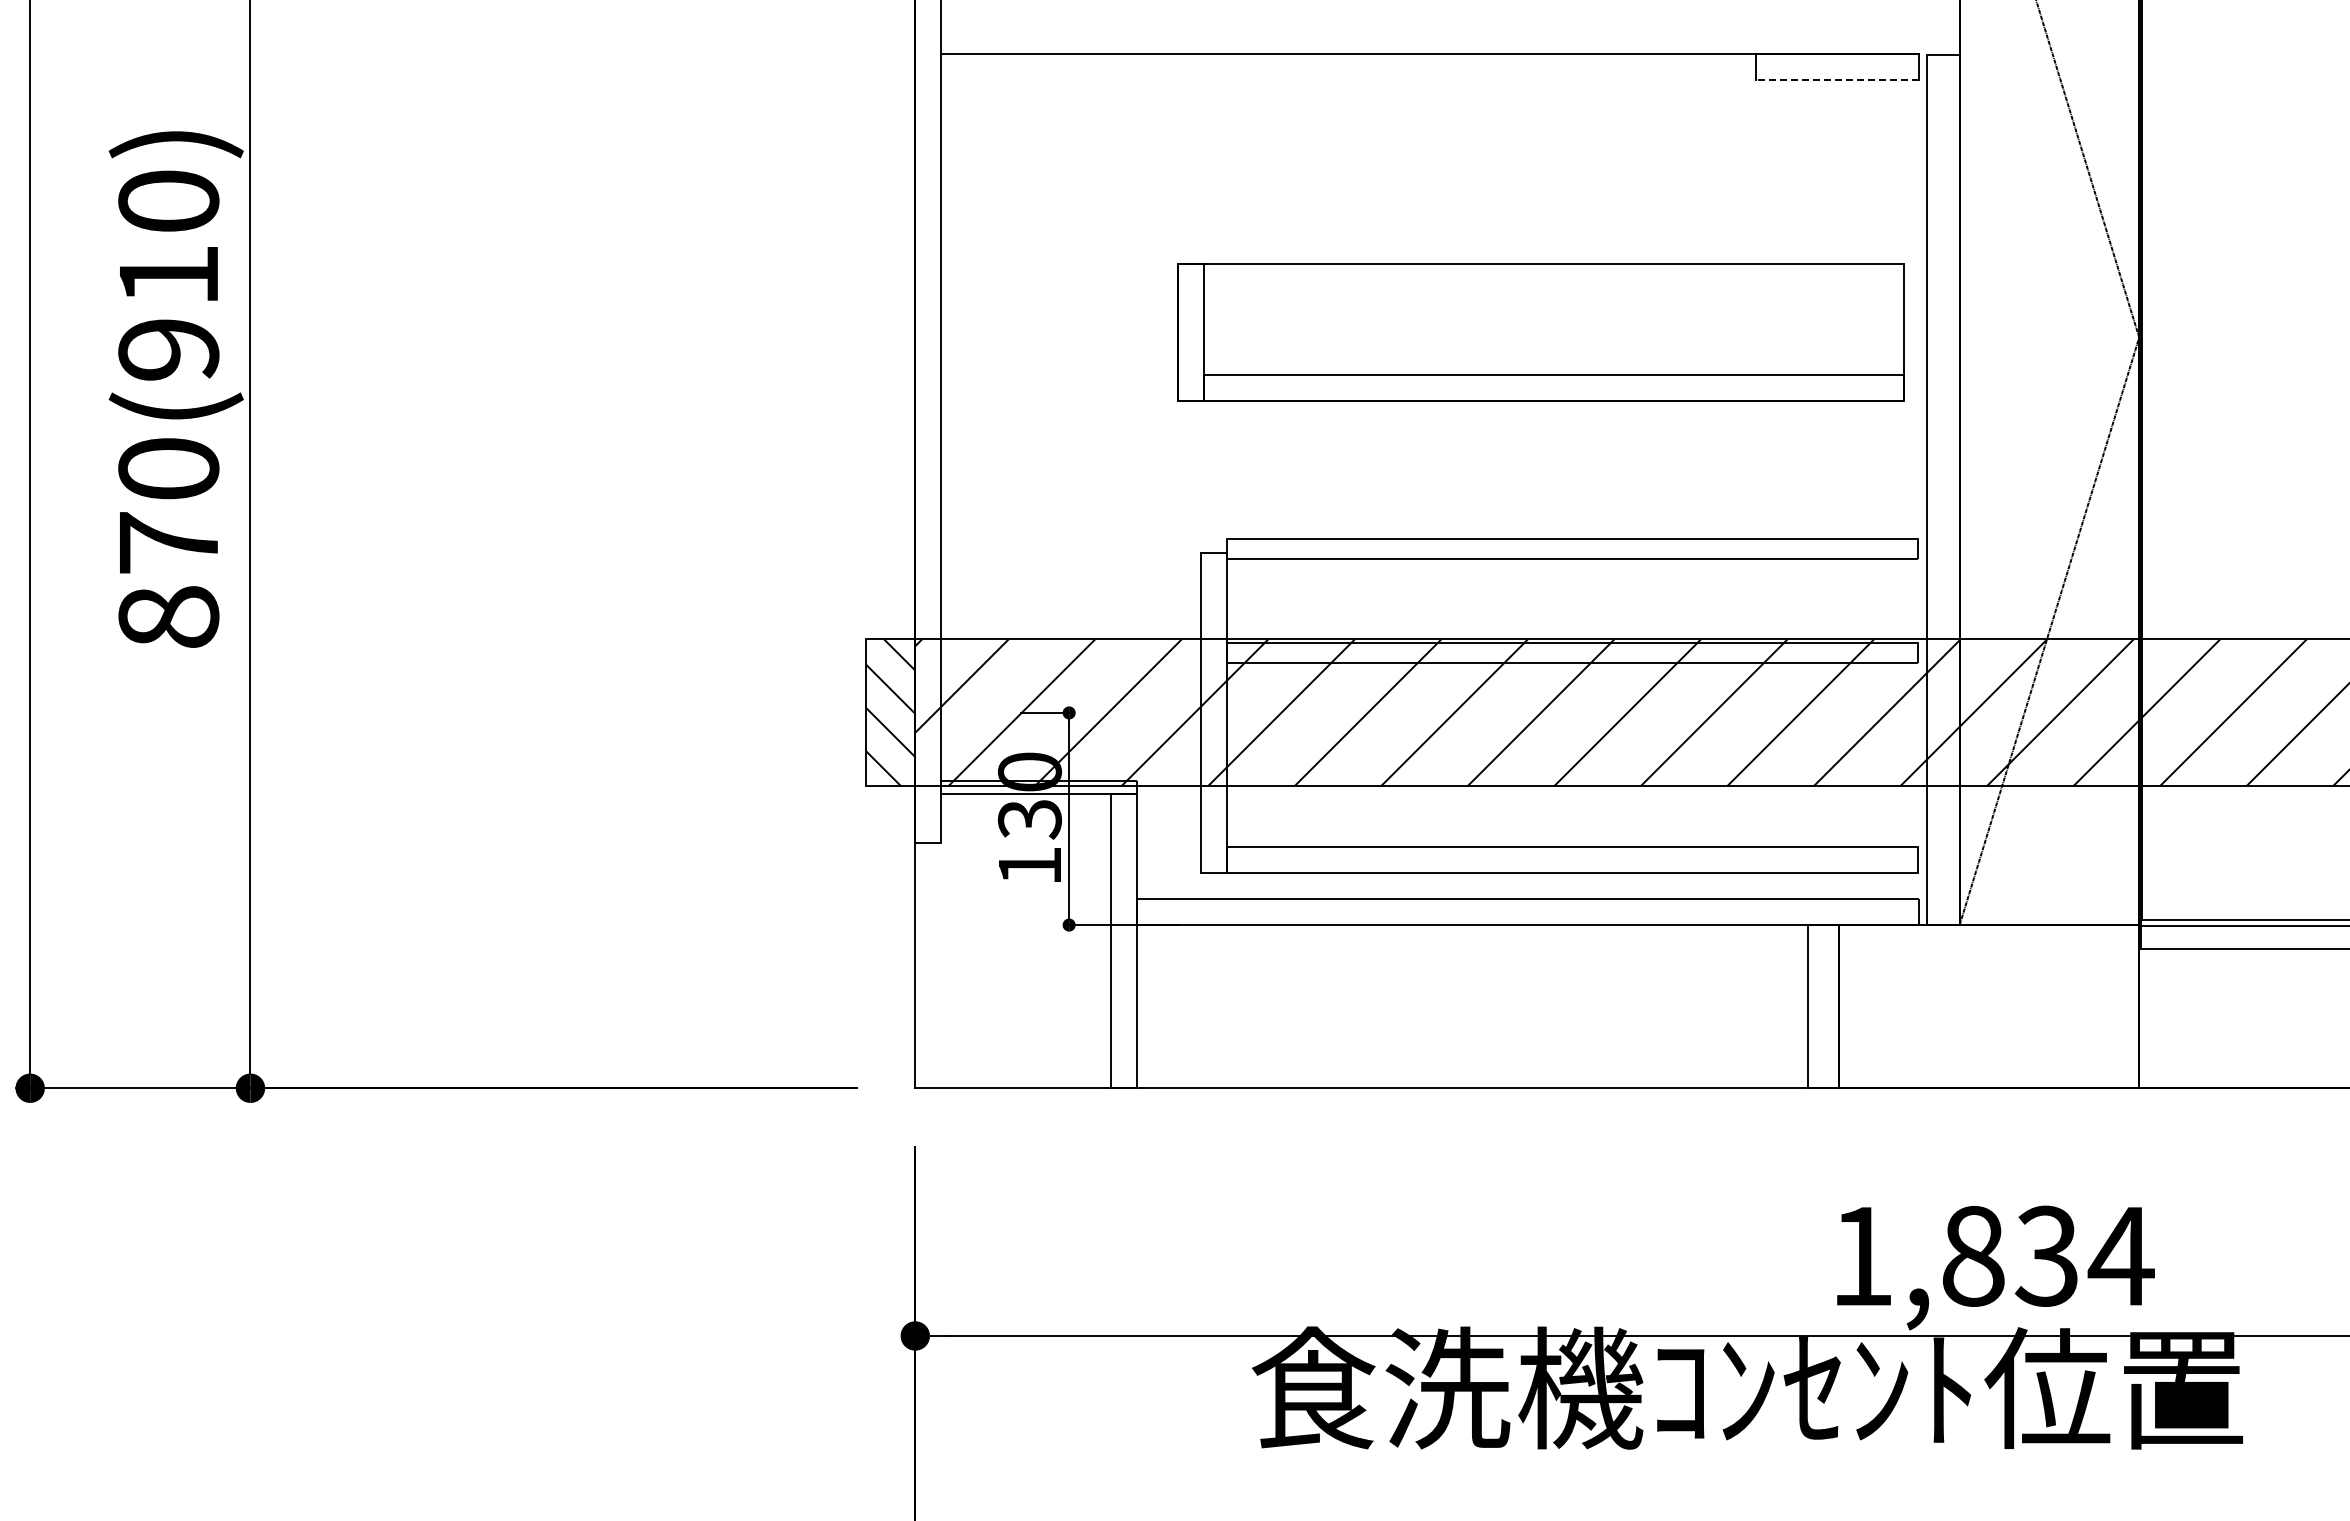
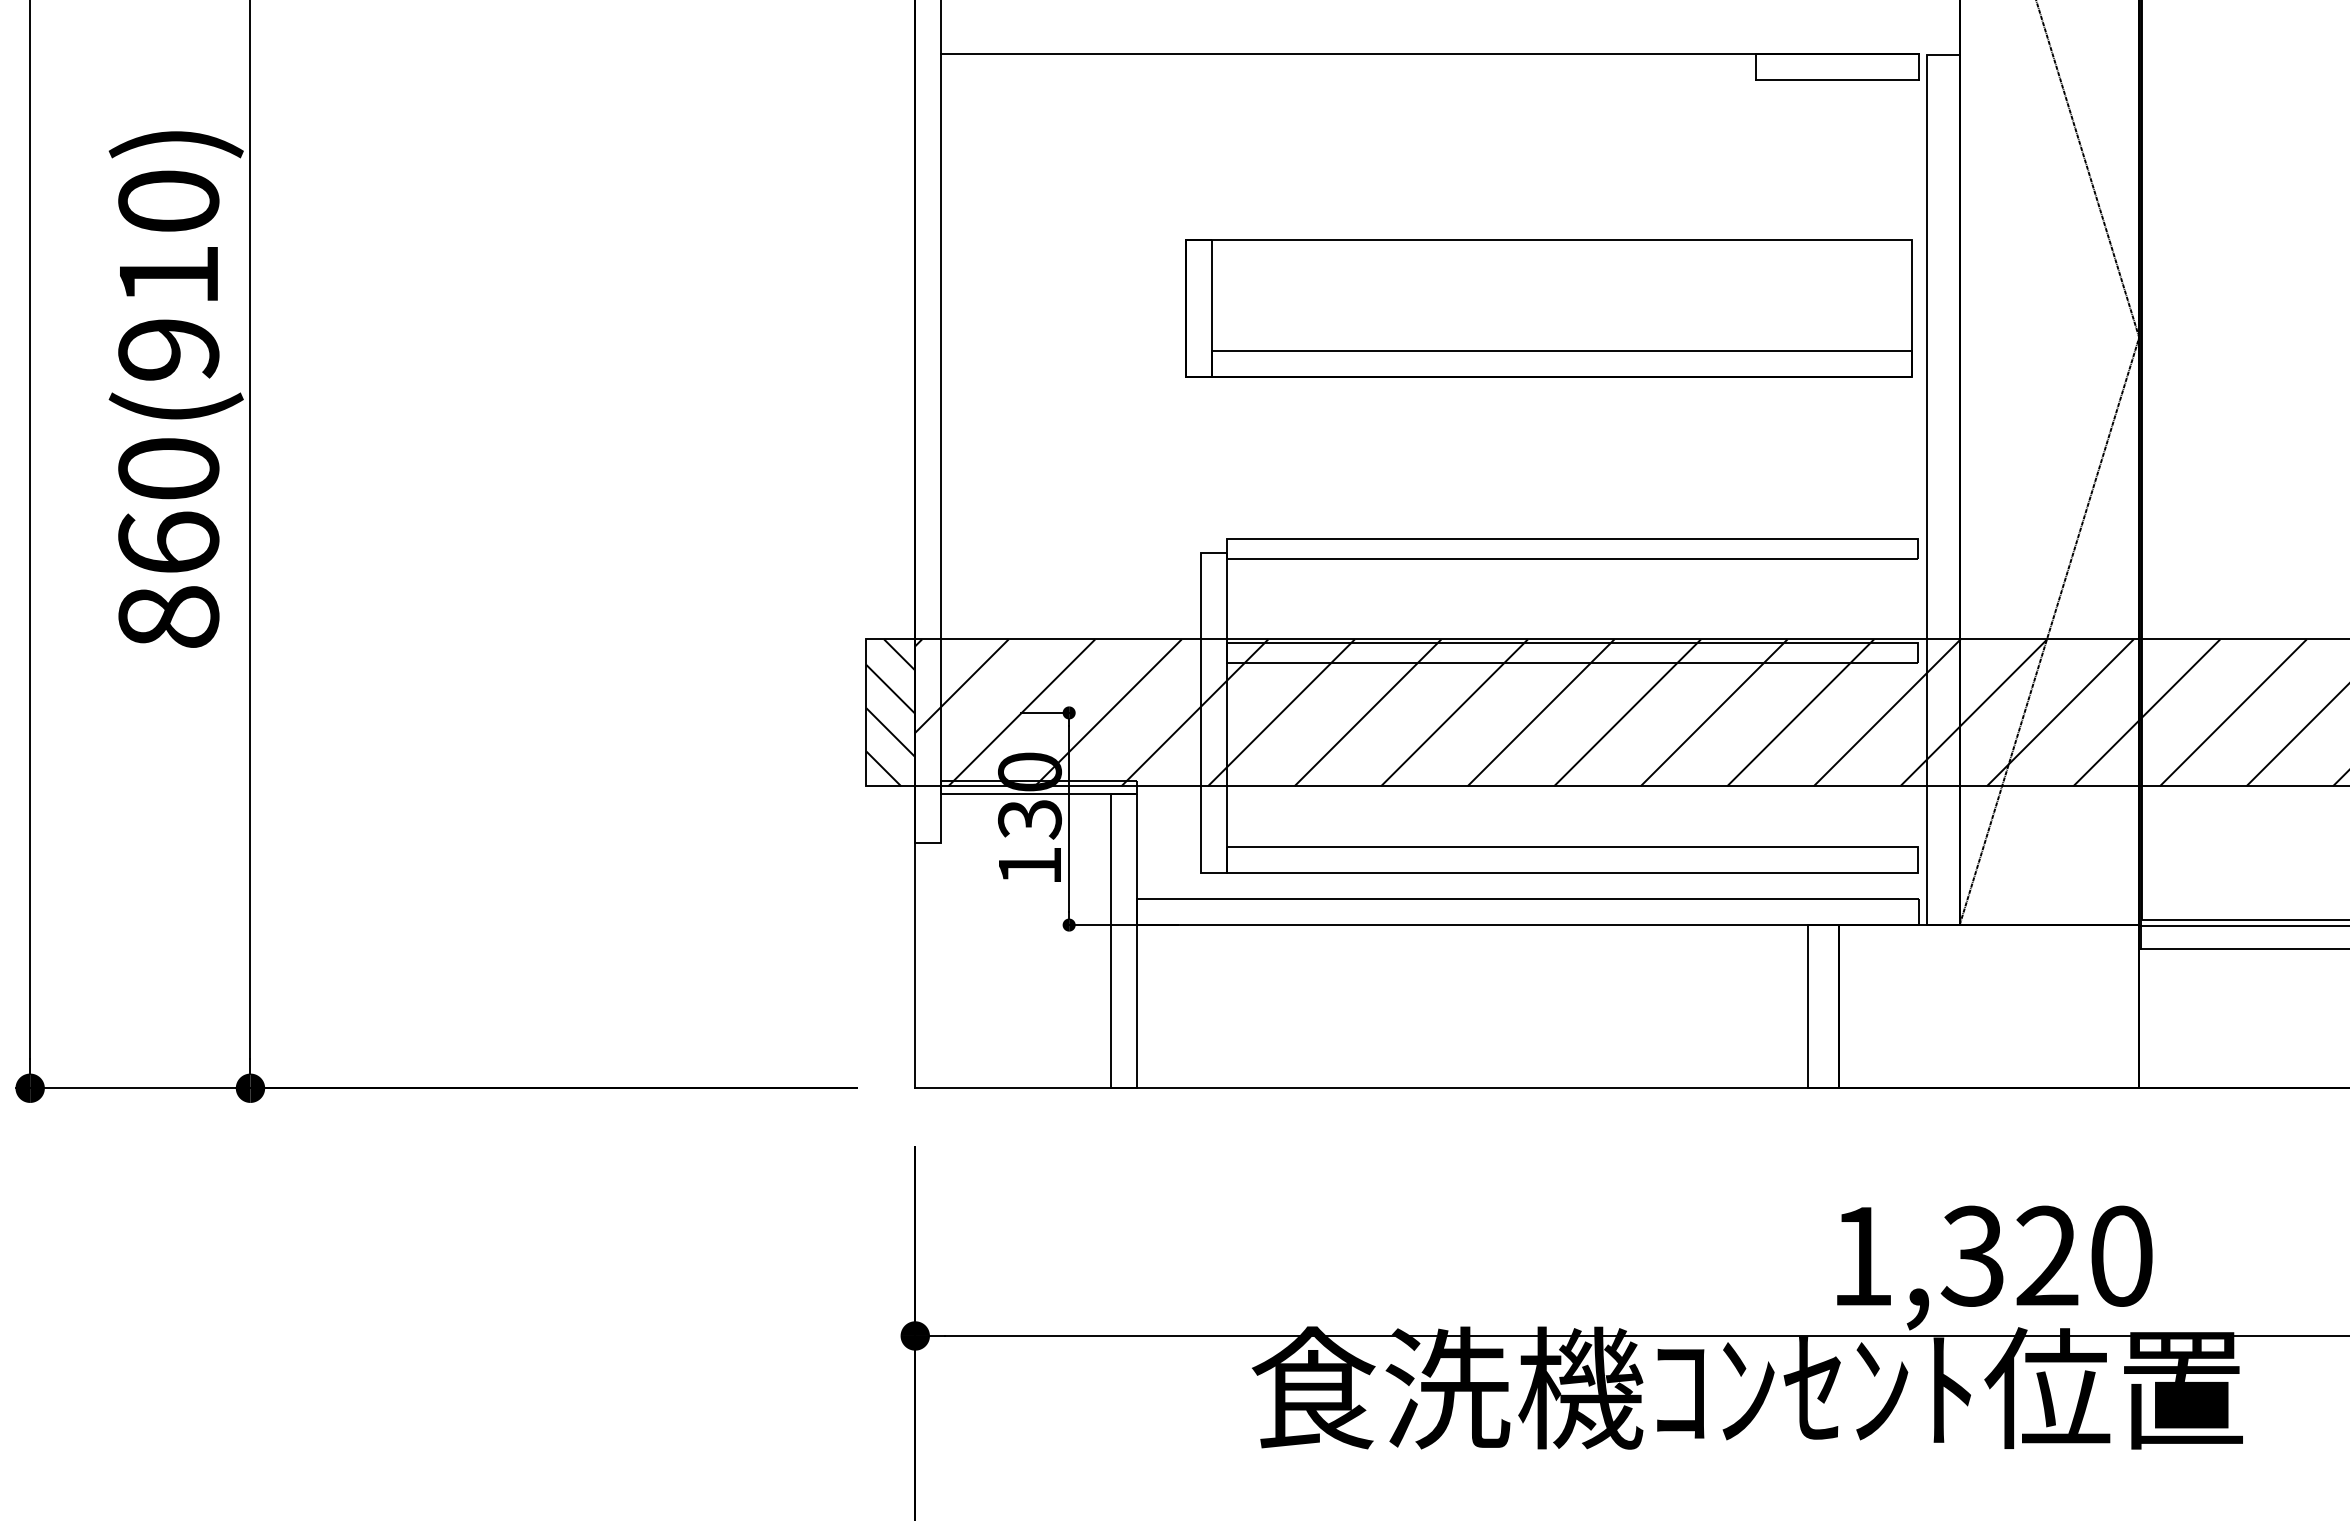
line: dashed -> solid (1837, 79)
part position: (1540, 332) -> (1548, 308) (1548, 308)
text: 870(910) -> 860(910) (168, 542)
text: 1,834 -> 1,320 (2047, 1255)
